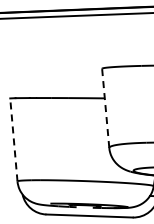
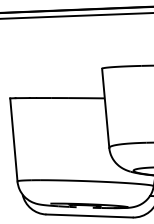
line: dashed -> solid (105, 108)
line: dashed -> solid (13, 139)
